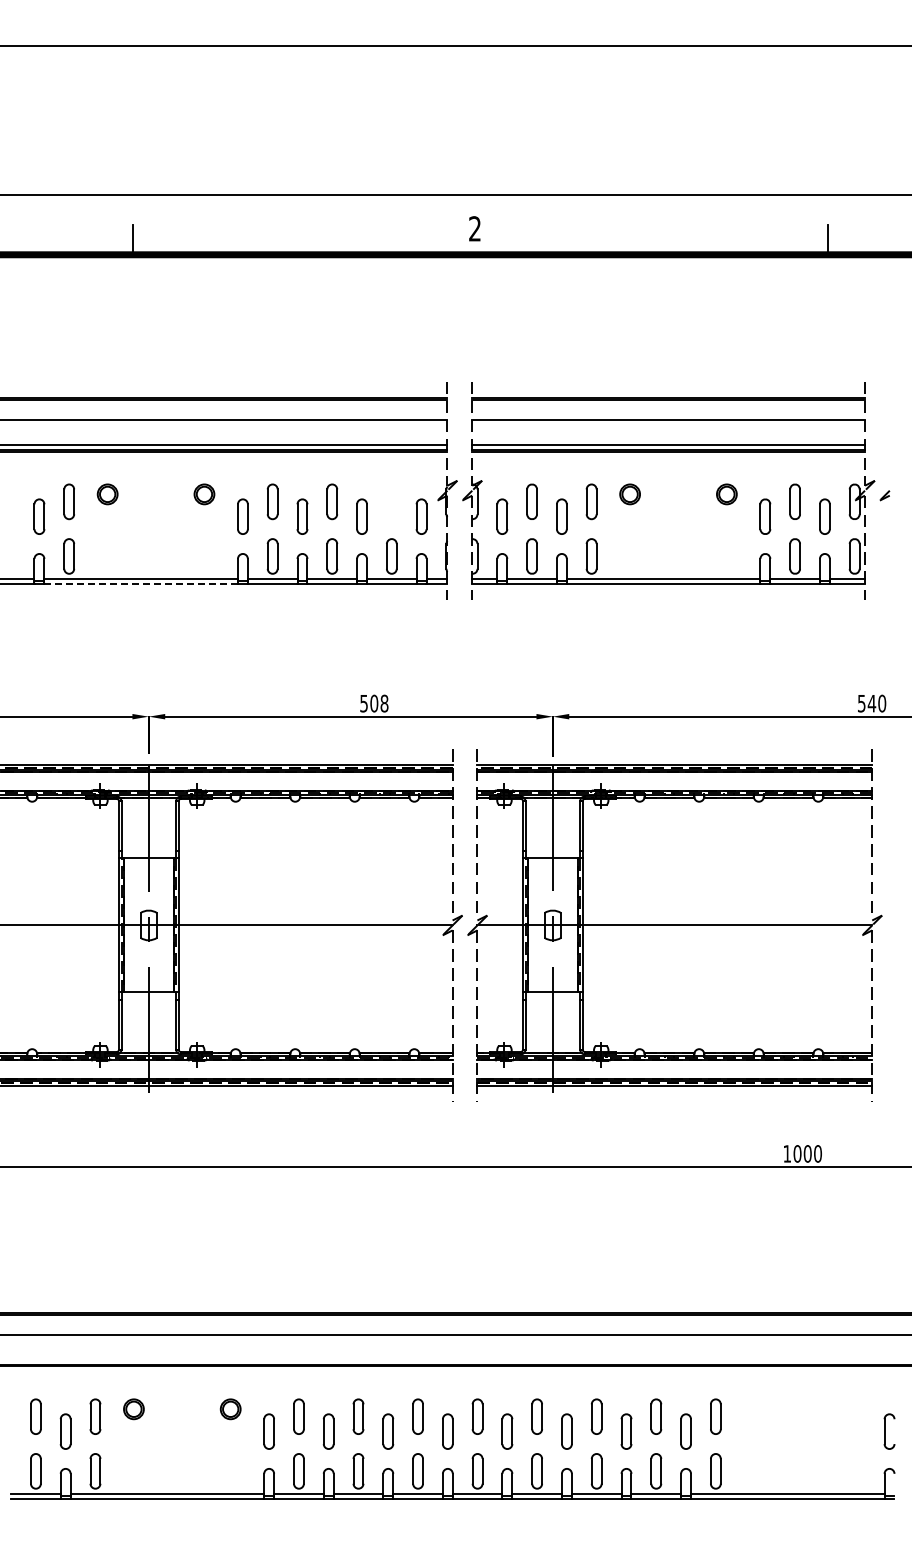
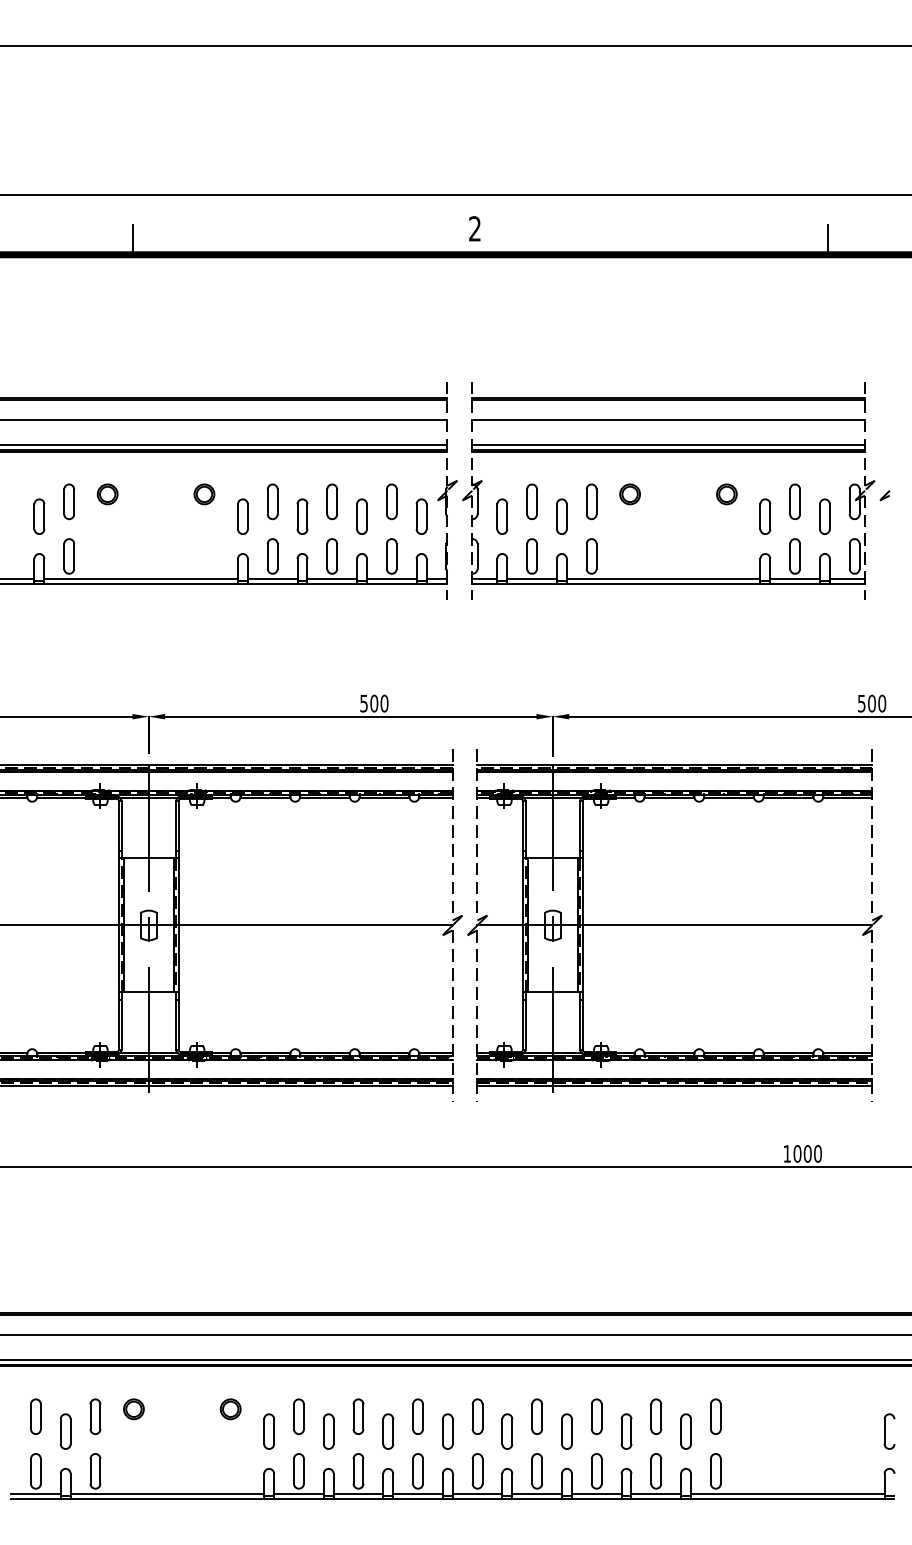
part: none -> present (391, 501)
line: dashed -> solid (141, 583)
text: 508 -> 500 (384, 703)
text: 540 -> 500 (871, 703)
line: none -> present (455, 1360)
